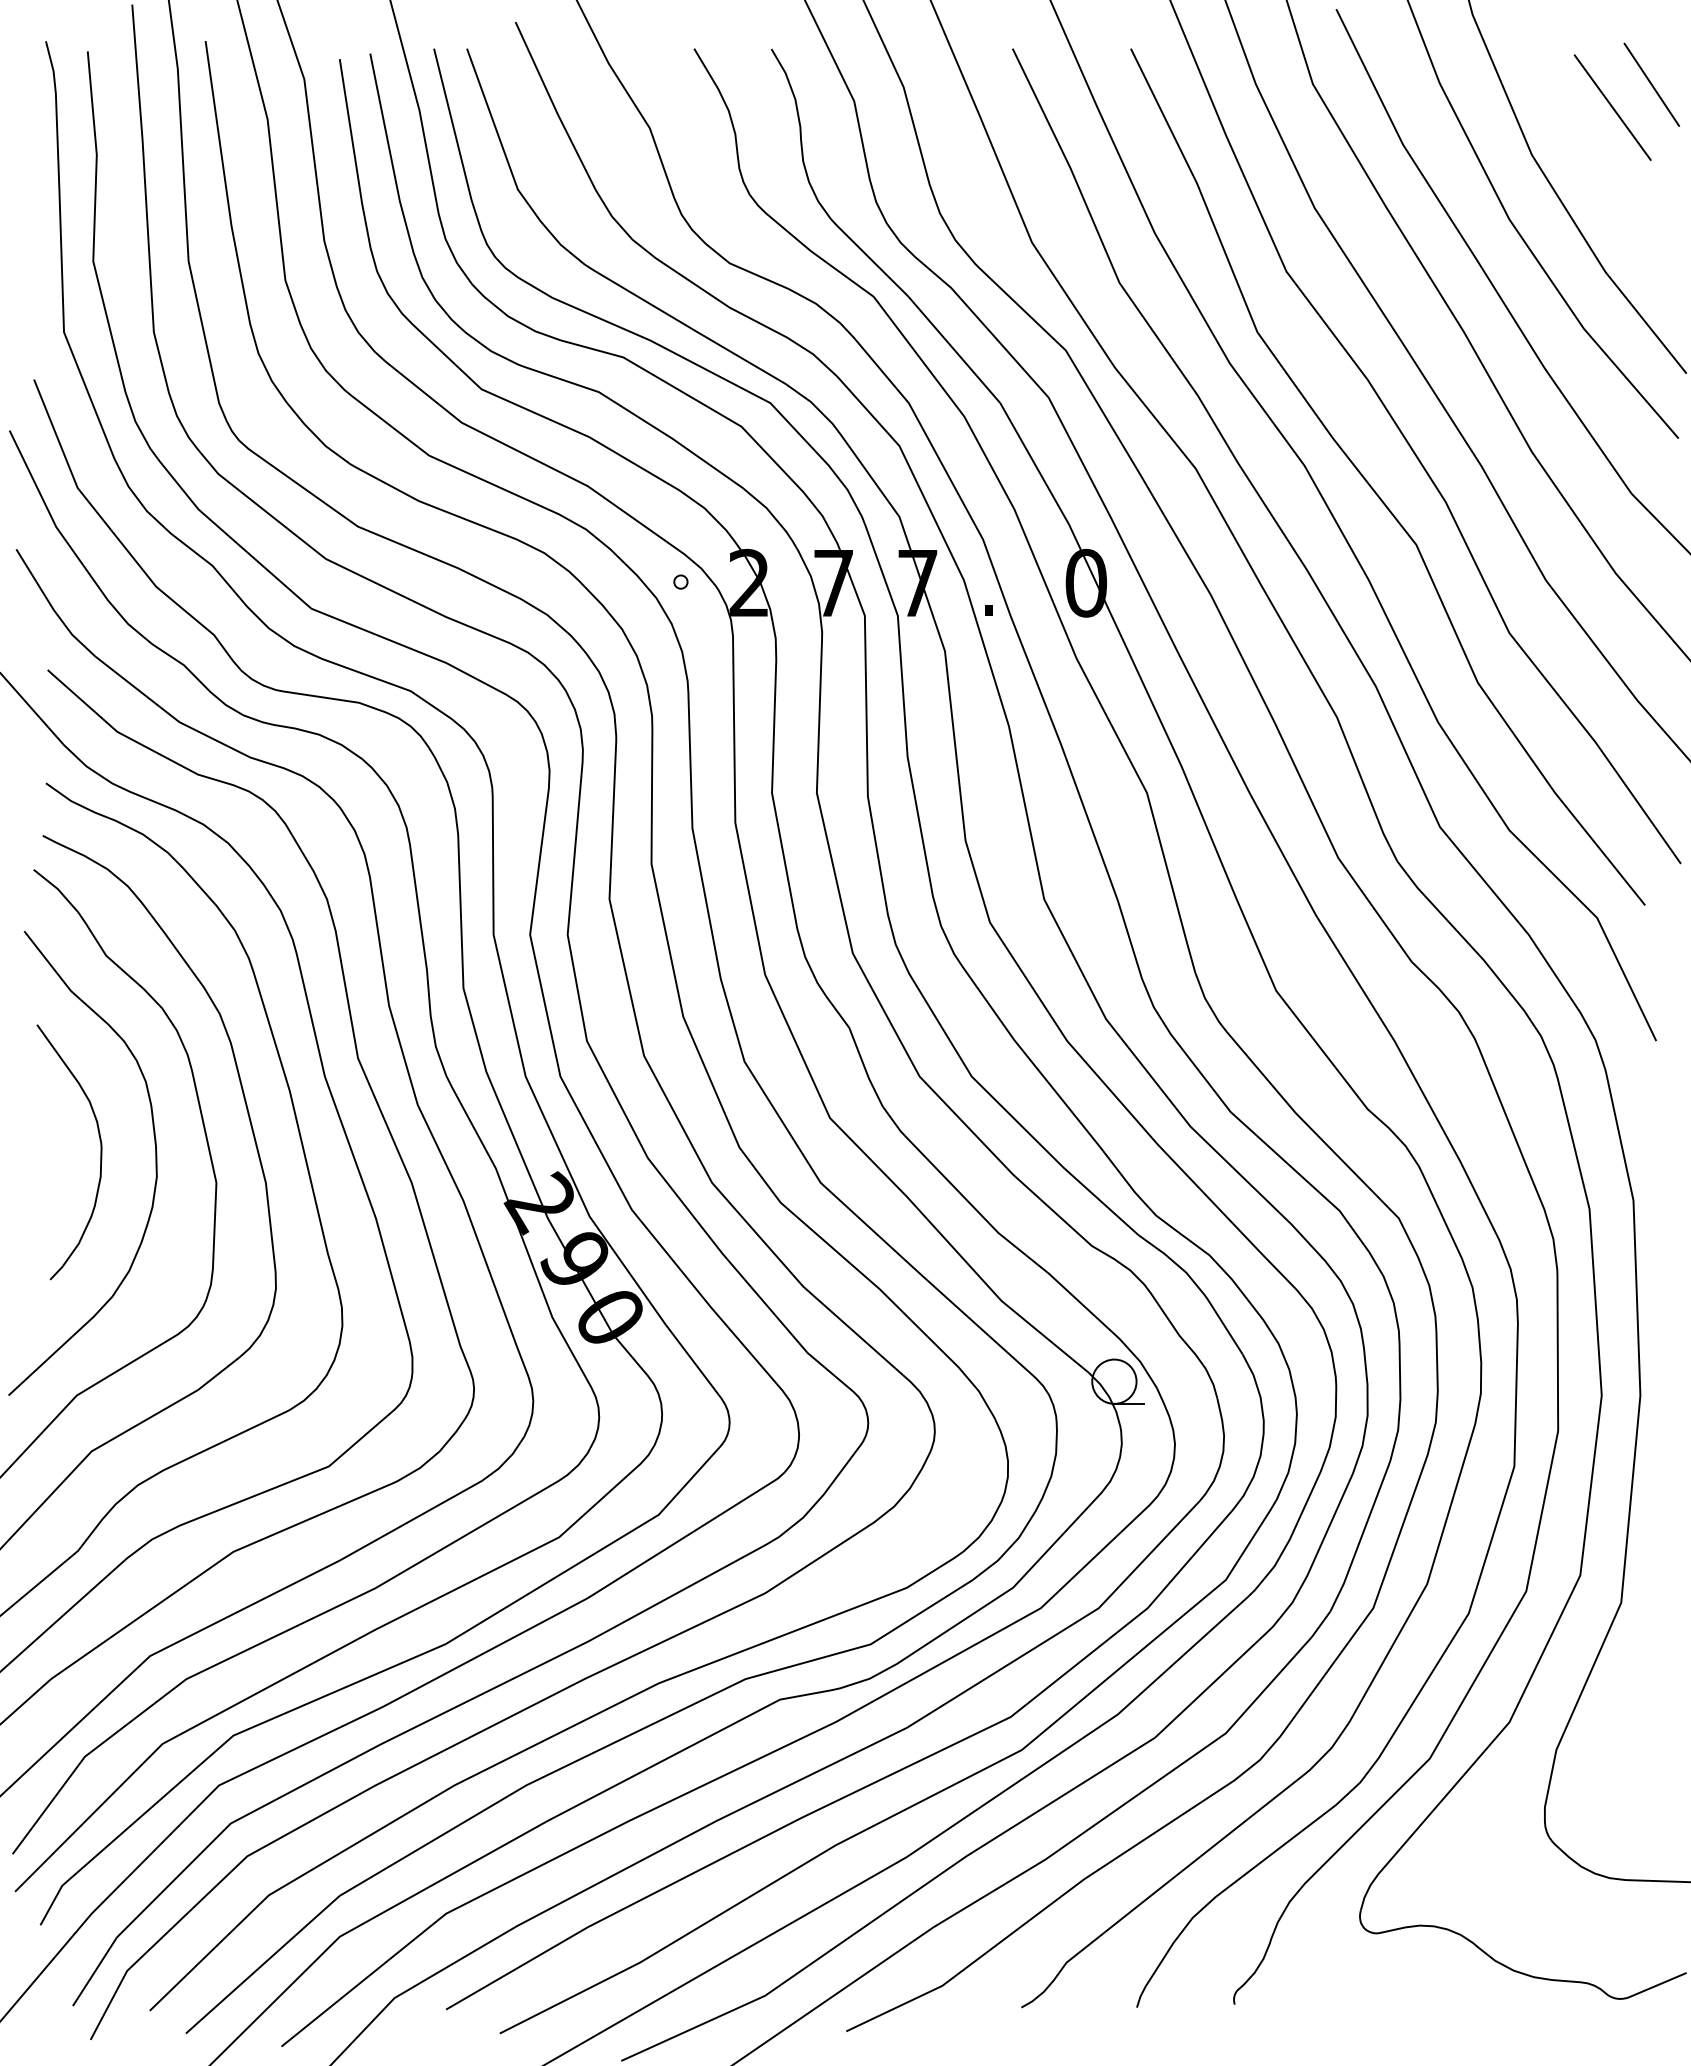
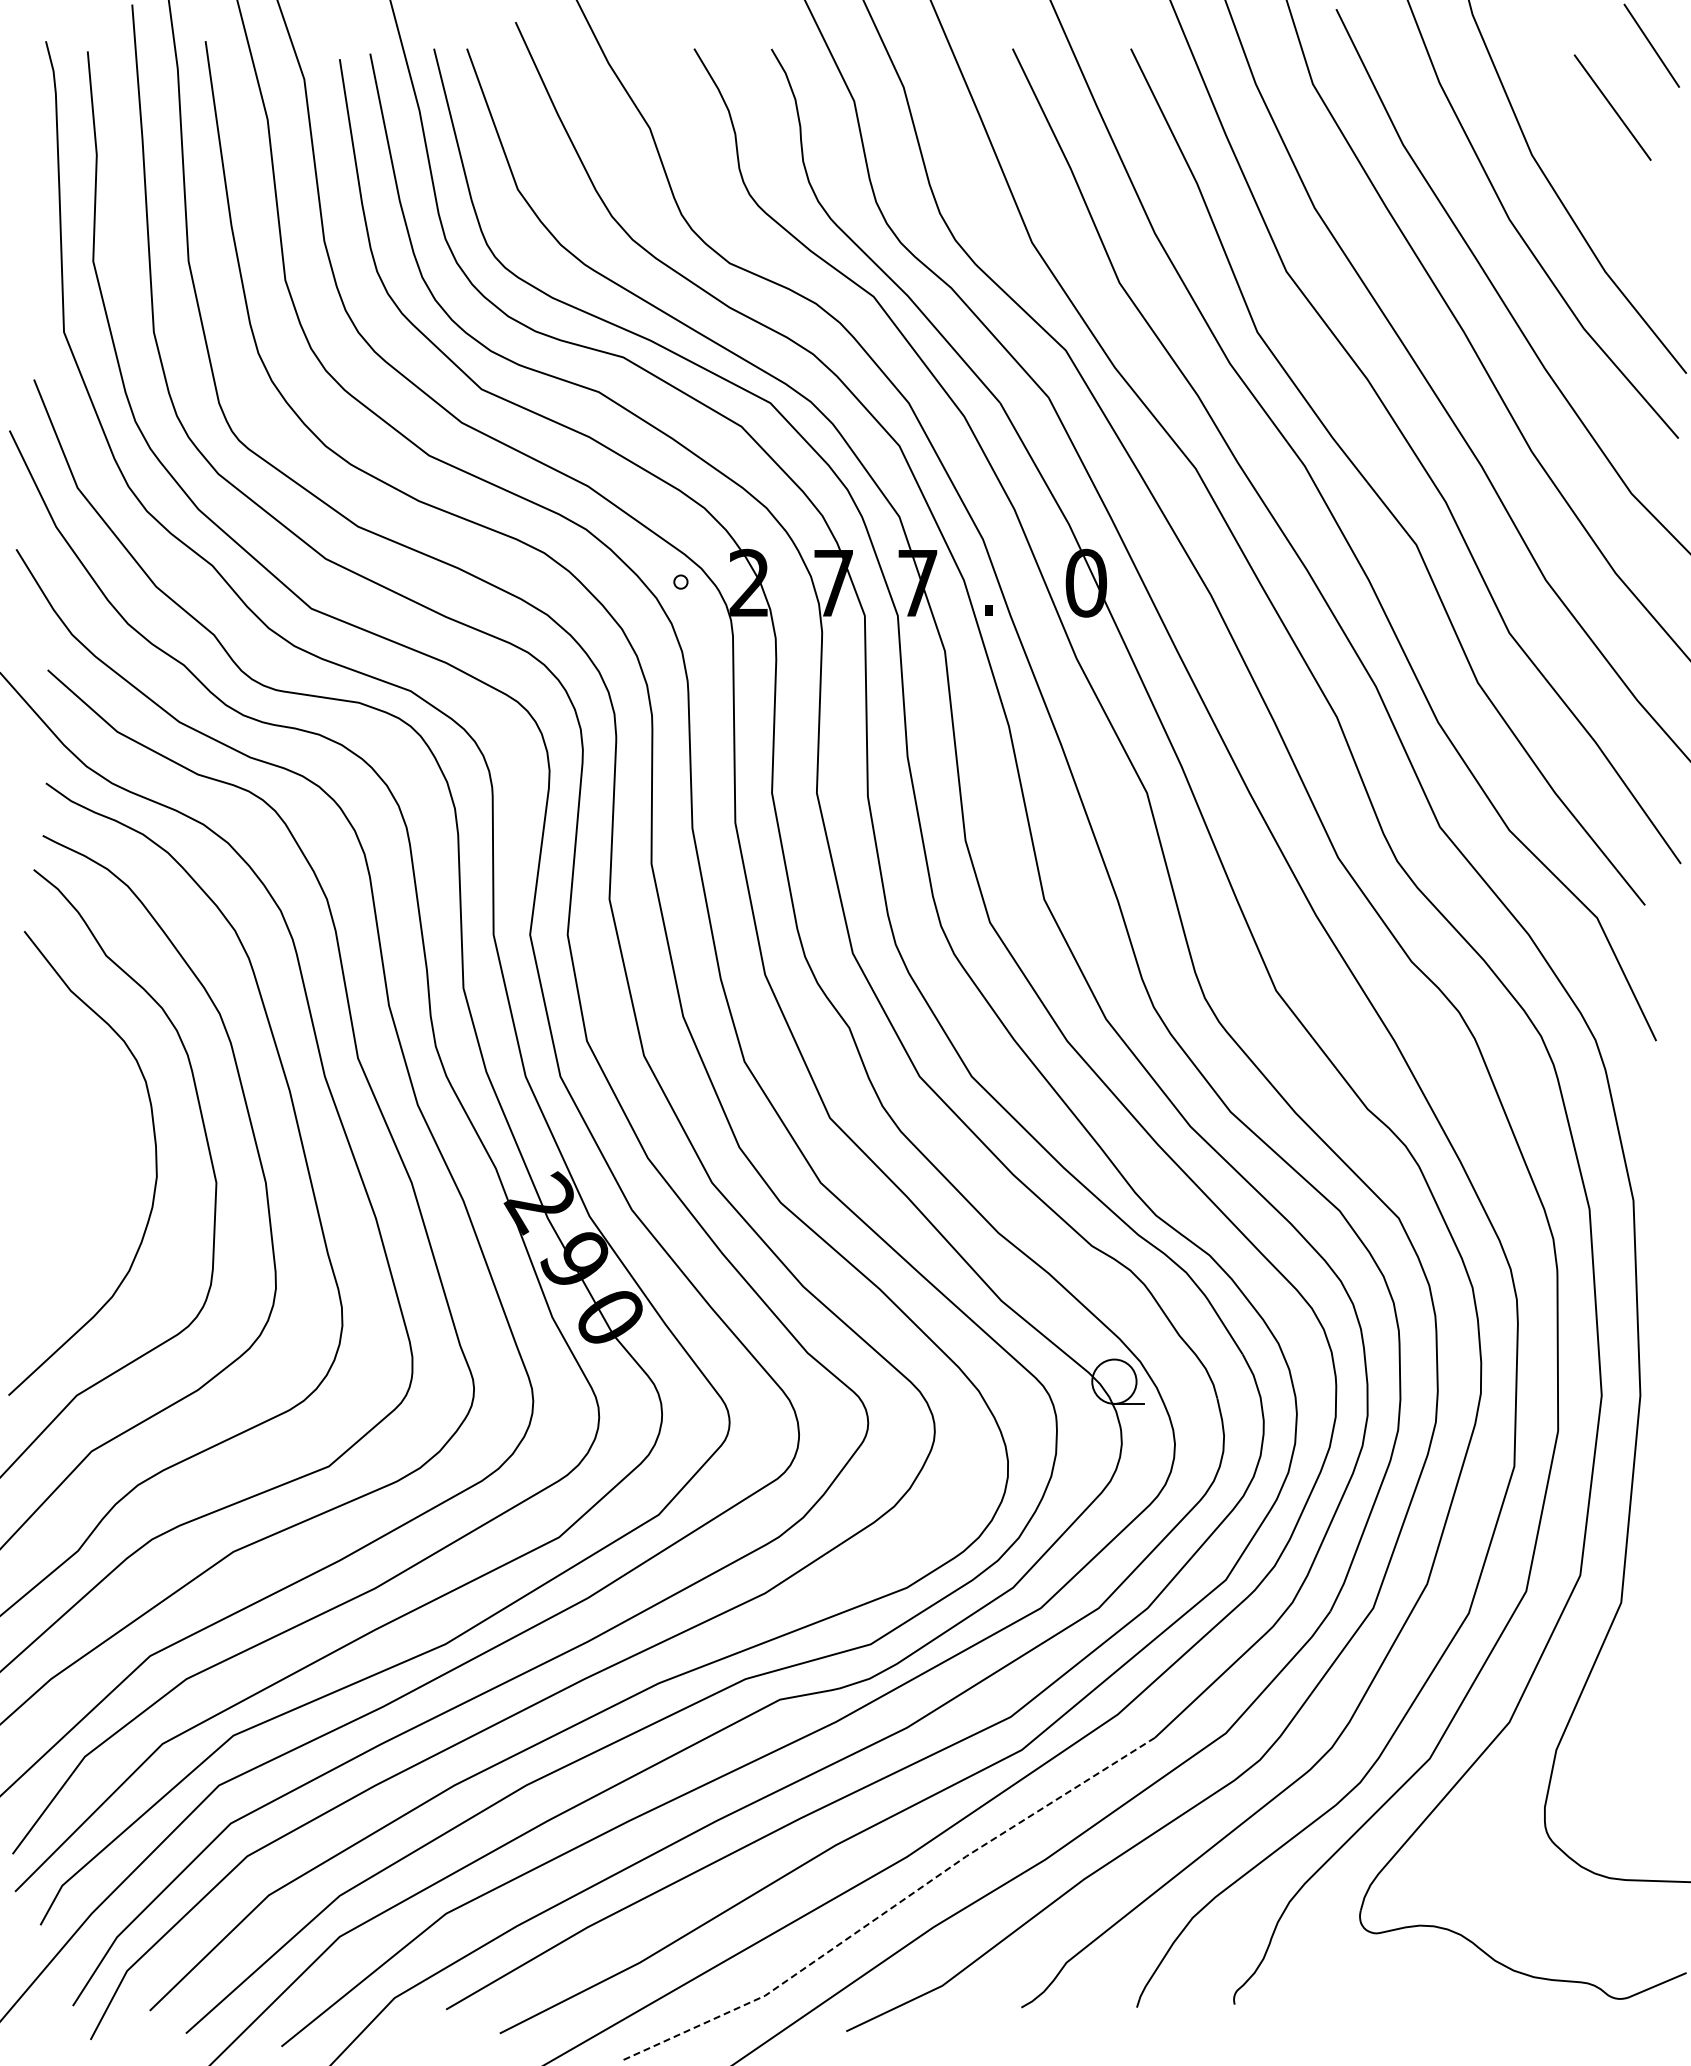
line position: (1651, 84) -> (1651, 45) (1651, 45)
curve: present -> none (100, 1152)
line: solid -> dashed (892, 1907)
